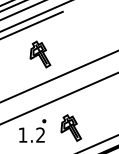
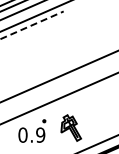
line: solid -> dashed (32, 25)
part: present -> none (40, 54)
text: 1.2 -> 0.9 (31, 134)
